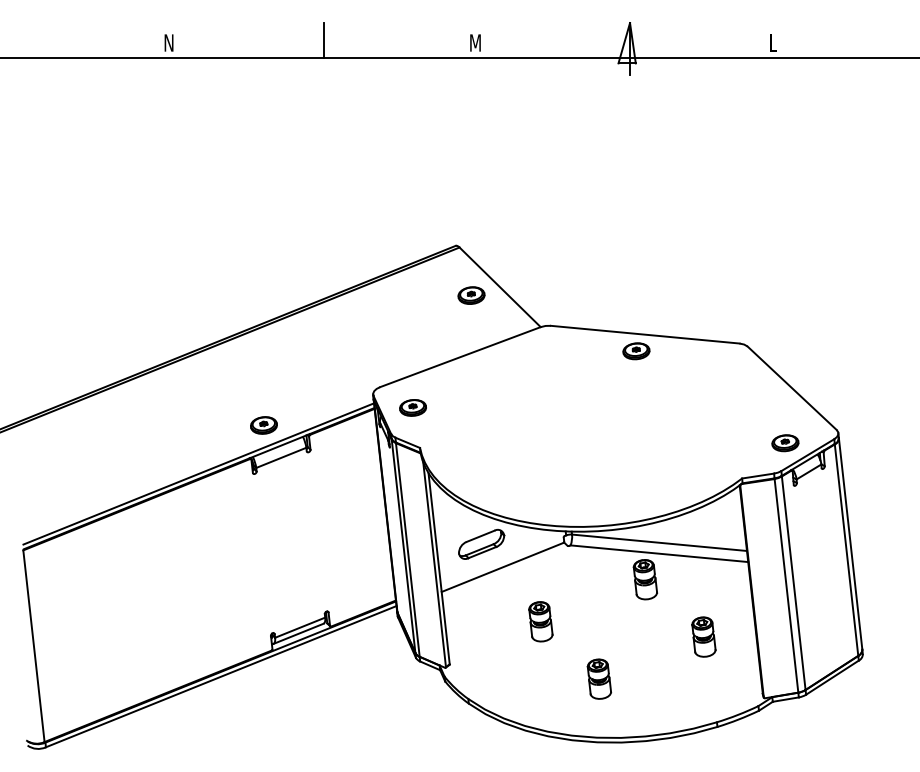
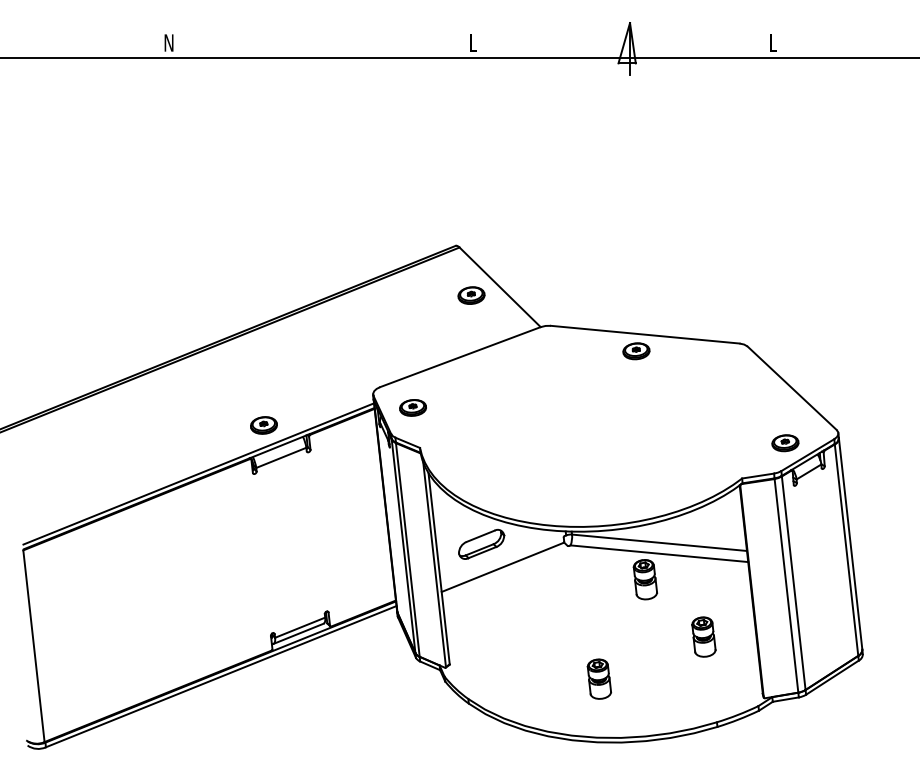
line: present -> none (324, 40)
text: M -> L (475, 42)
part: present -> none (540, 621)
